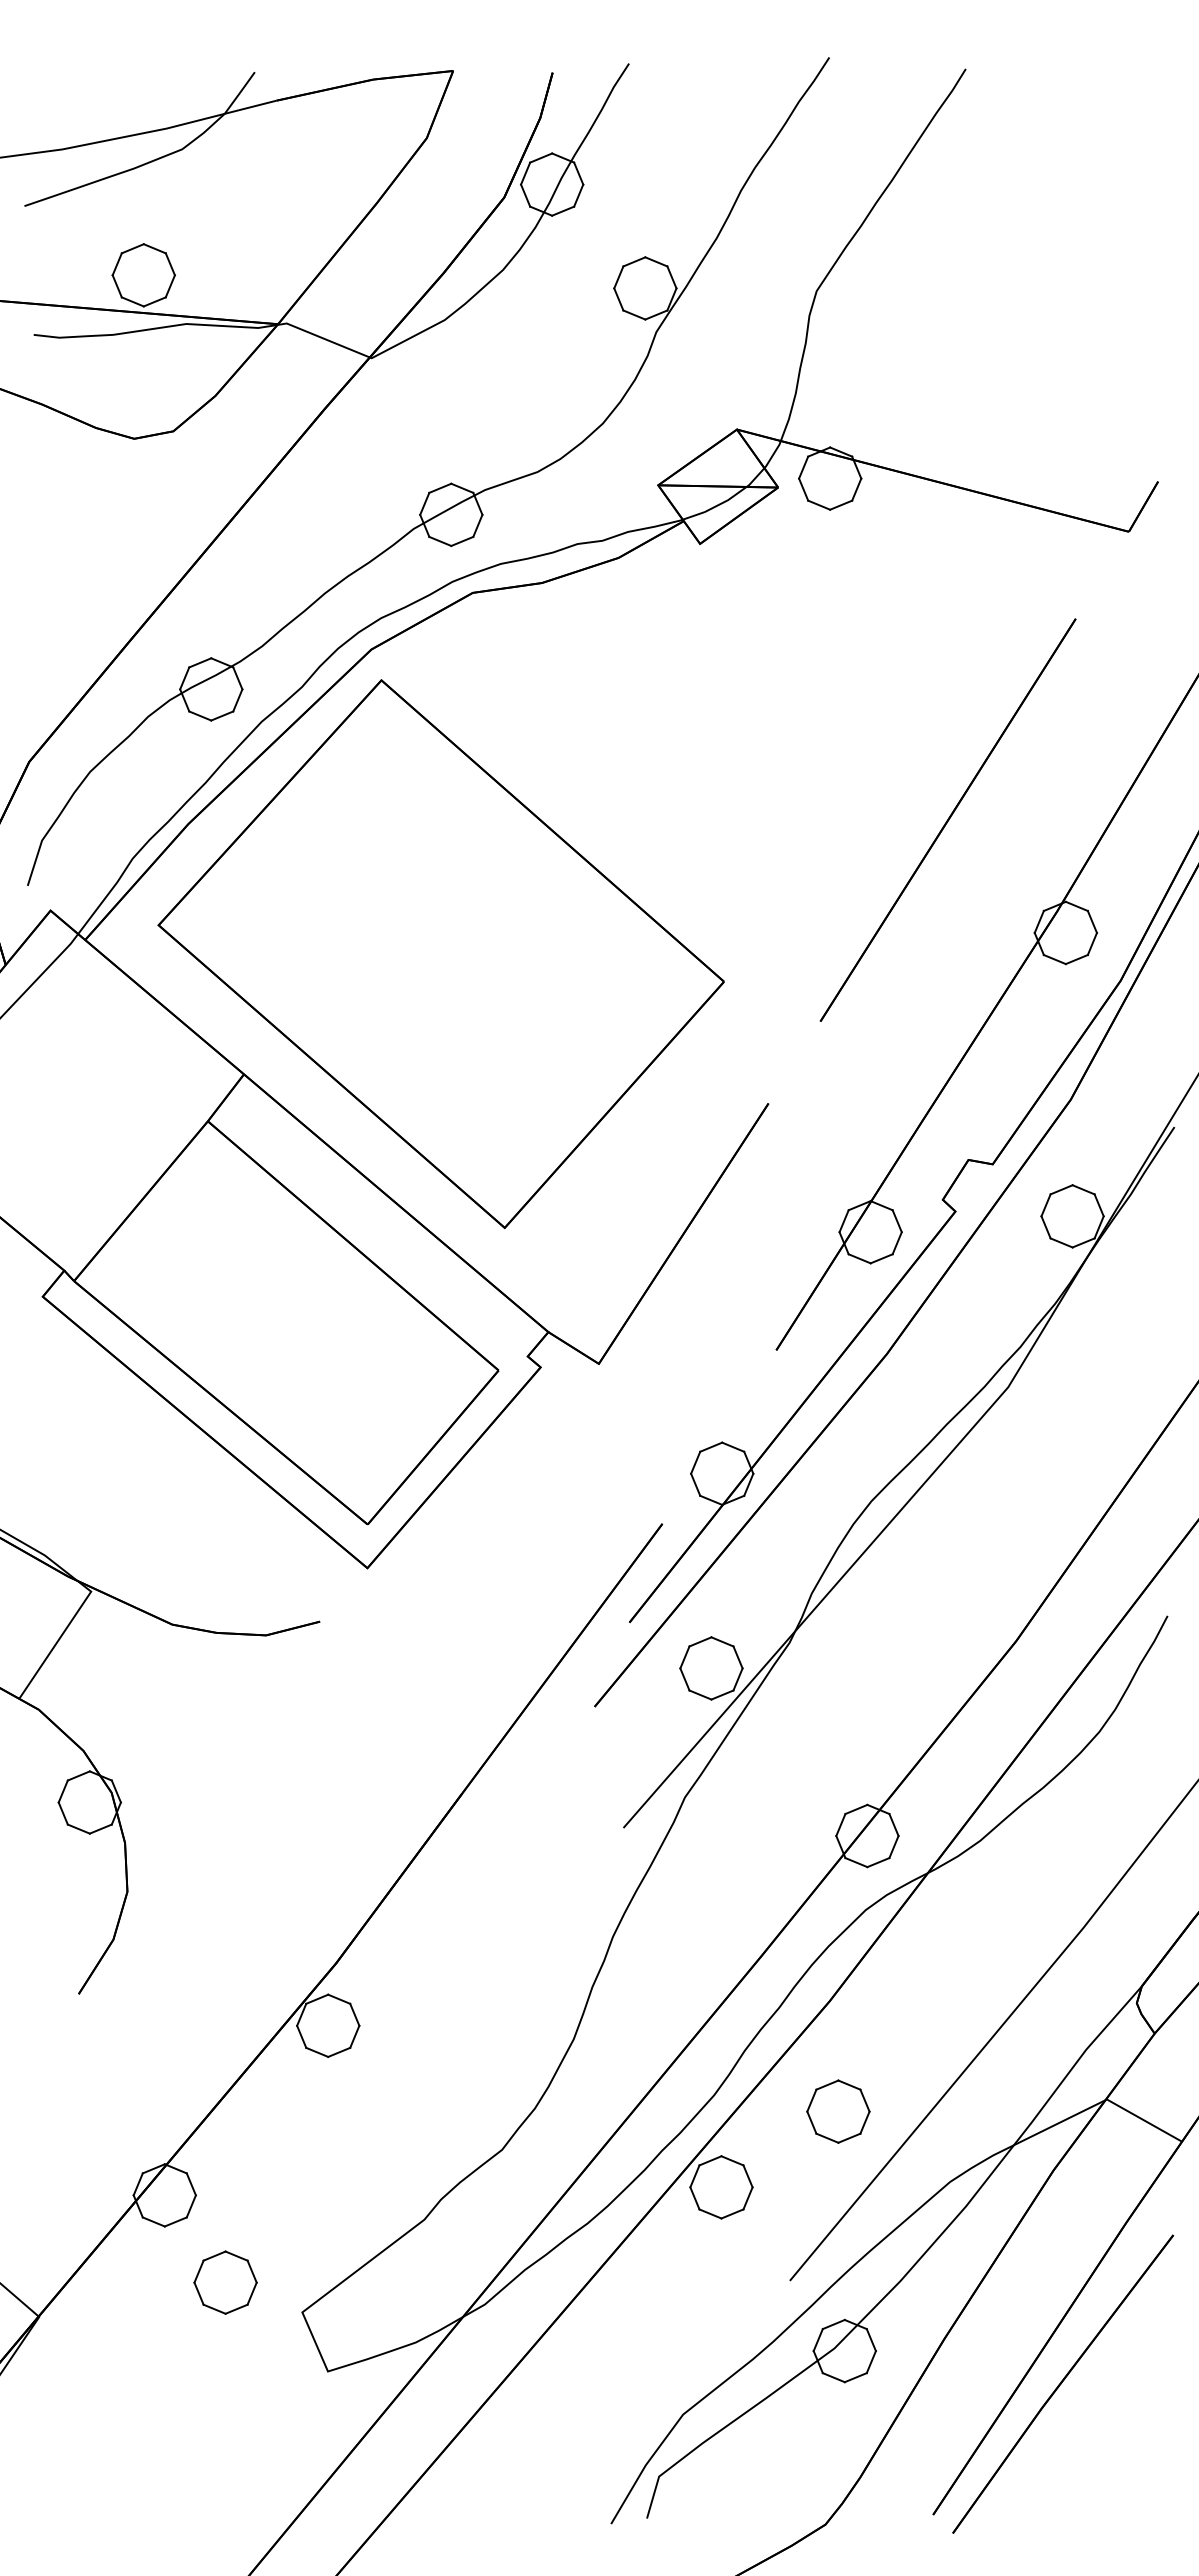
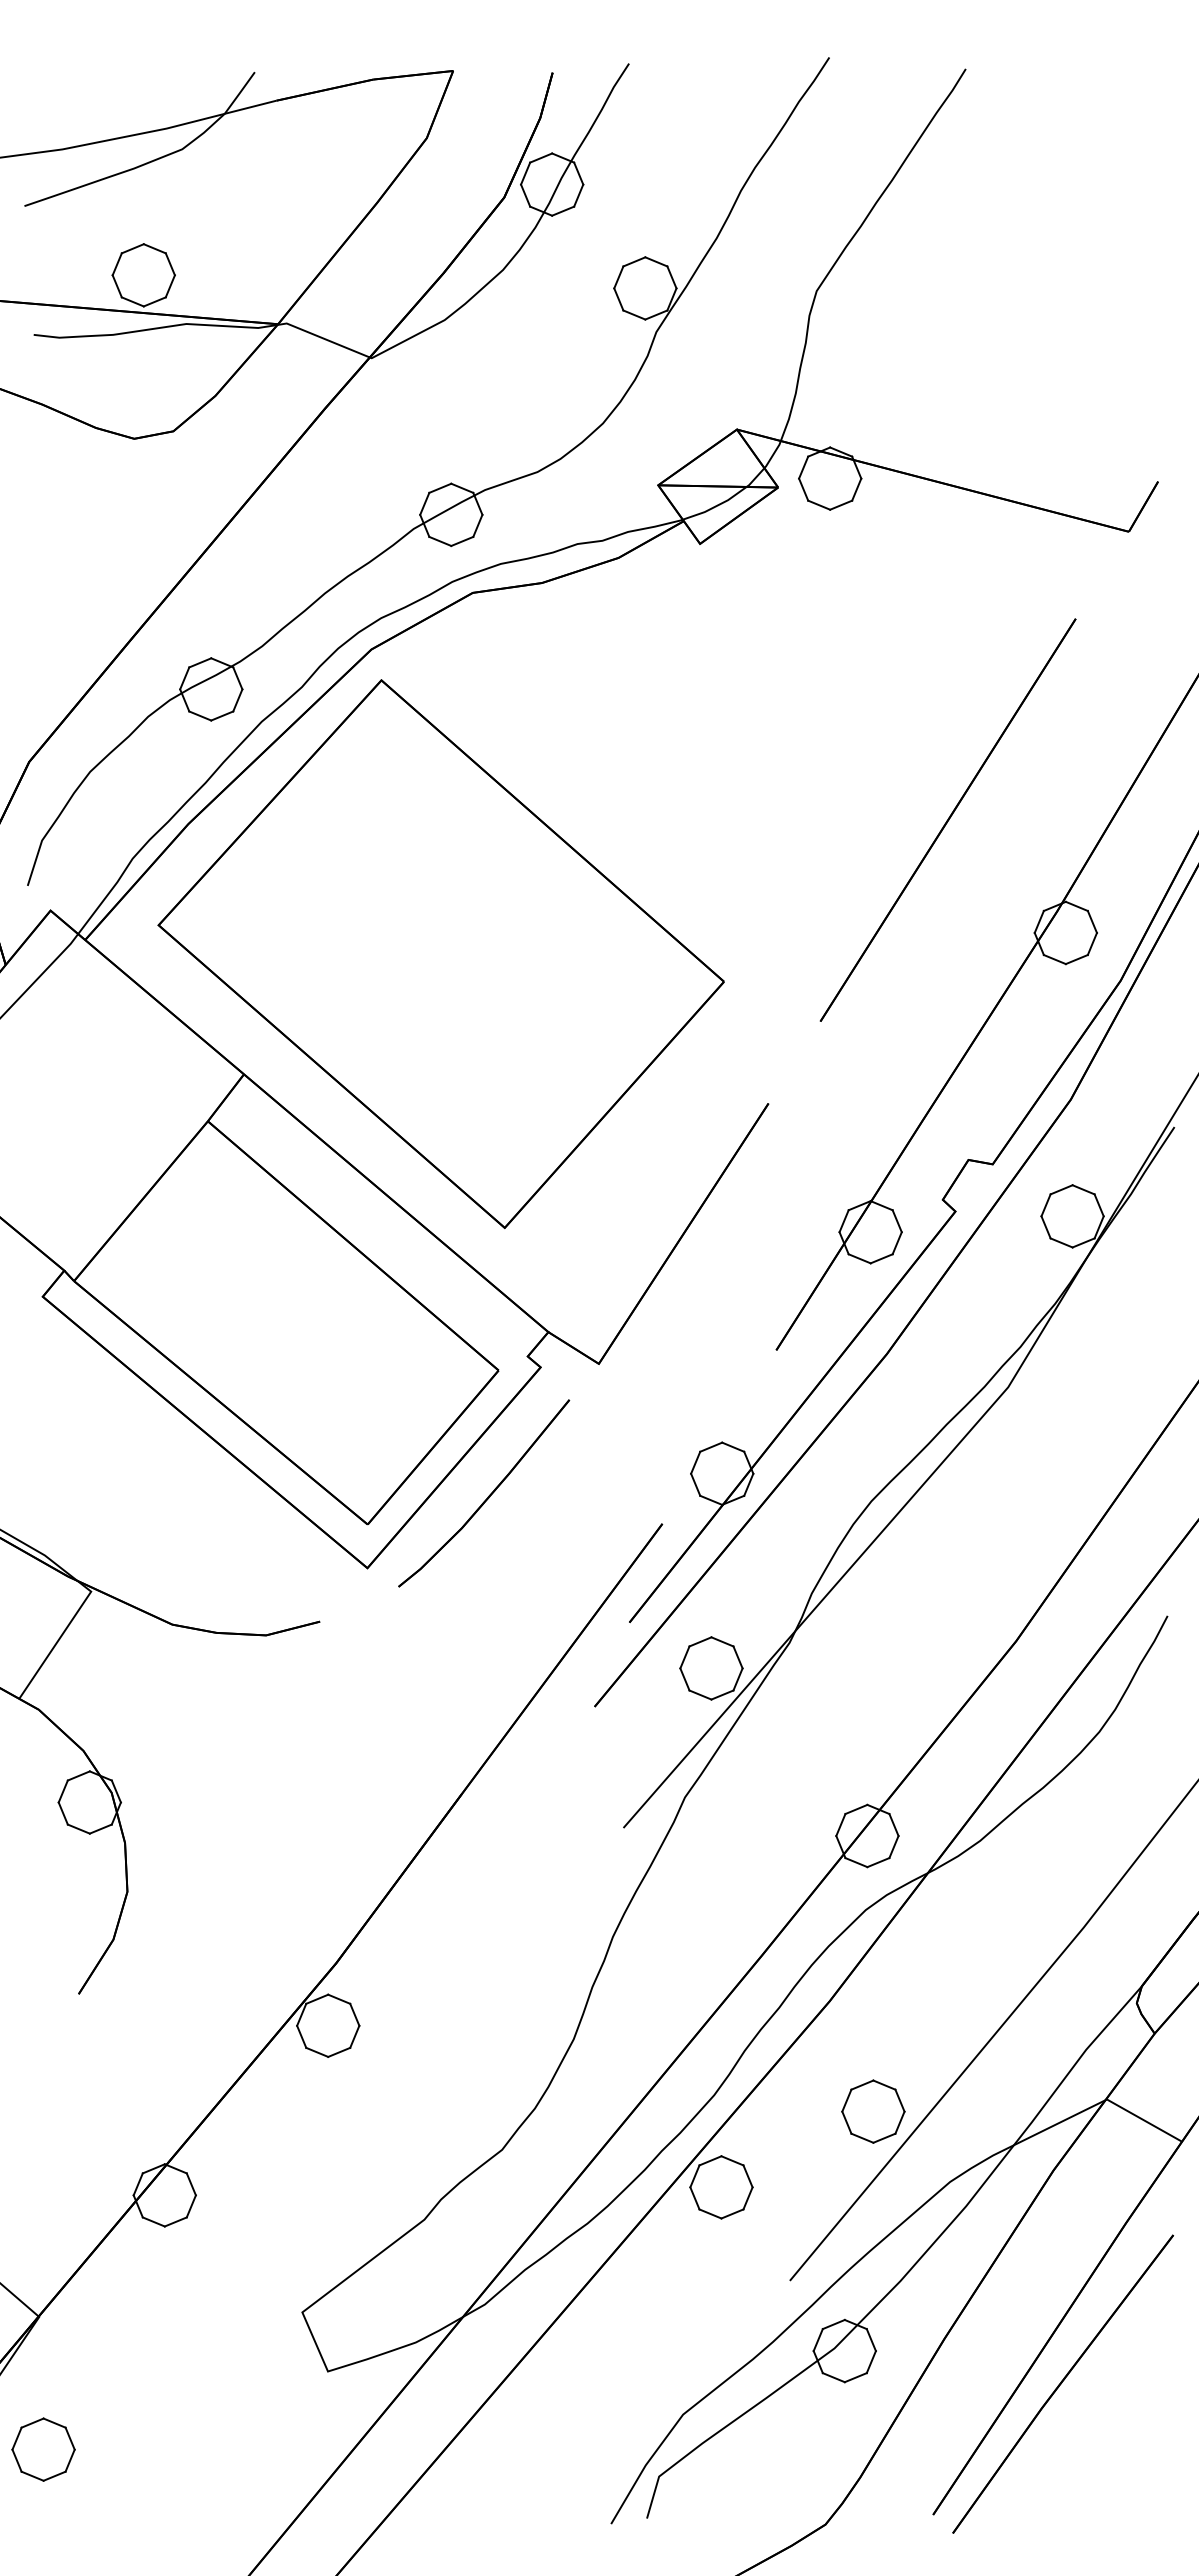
part: none -> present (484, 1493)
part position: (838, 2111) -> (873, 2111) (873, 2111)
part position: (225, 2282) -> (43, 2449) (43, 2449)
